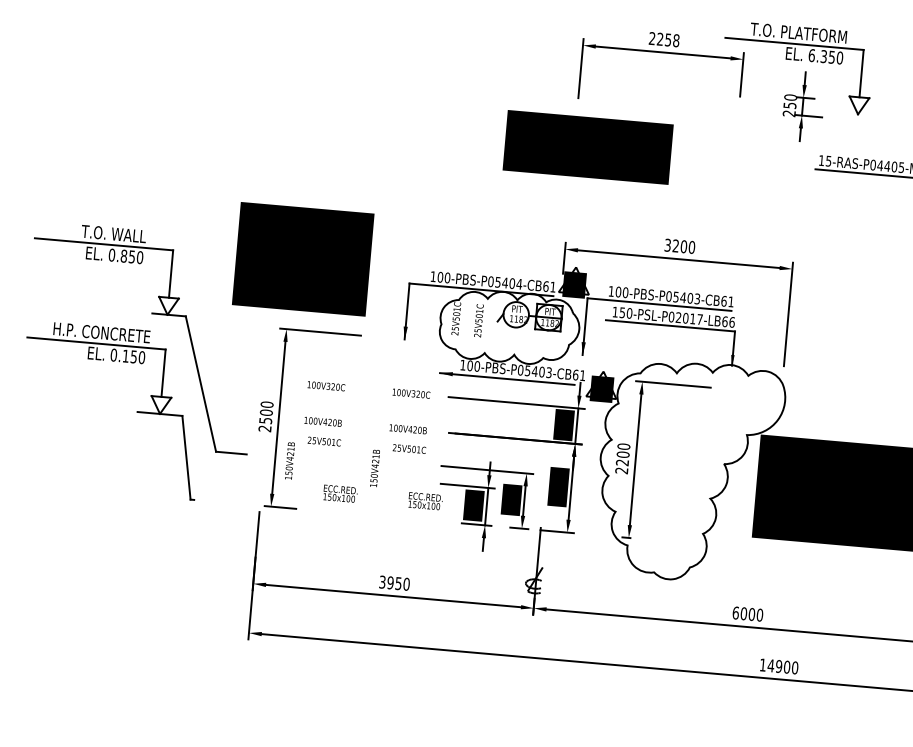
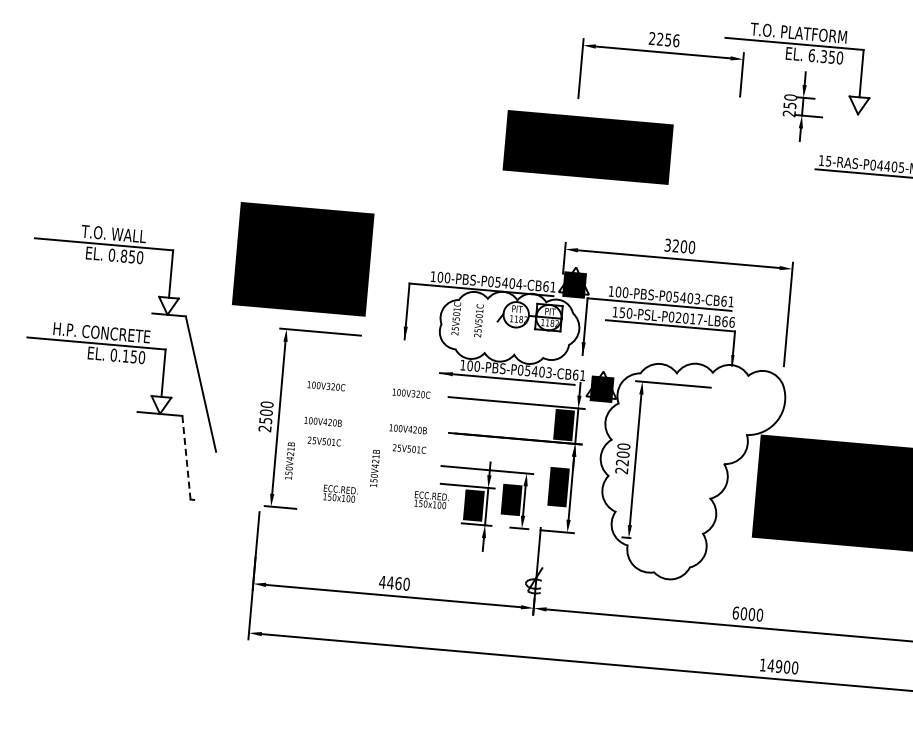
text: 2258 -> 2256 (676, 40)
line: present -> none (231, 452)
line: solid -> dashed (186, 457)
text position: (425, 501) -> (431, 500) (431, 500)
text: 3950 -> 4460 (390, 582)
